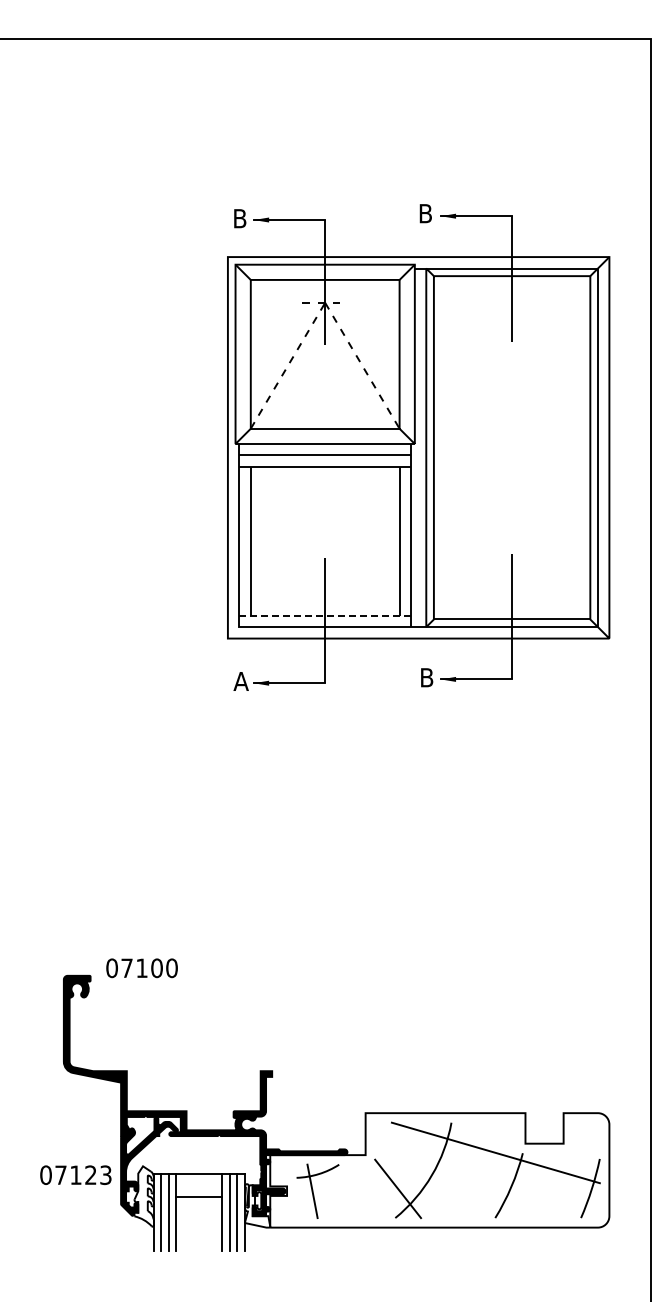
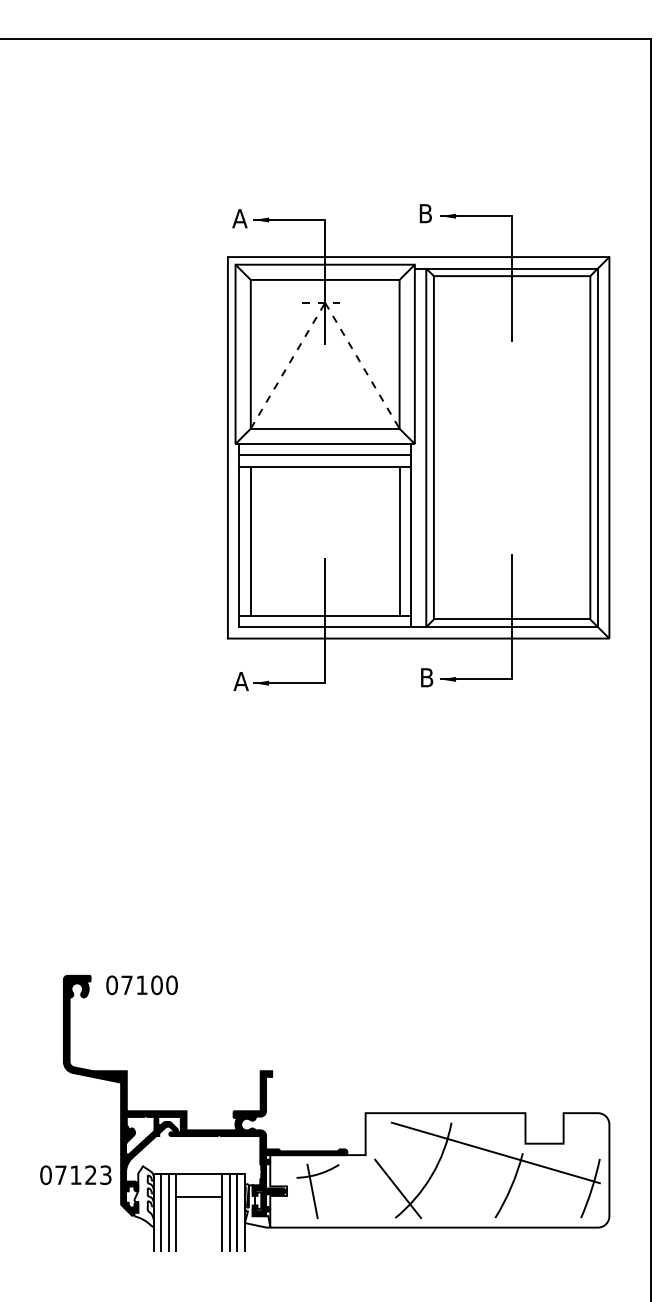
text: B -> A (239, 218)
line: dashed -> solid (325, 615)
text position: (141, 968) -> (141, 985) (141, 985)
